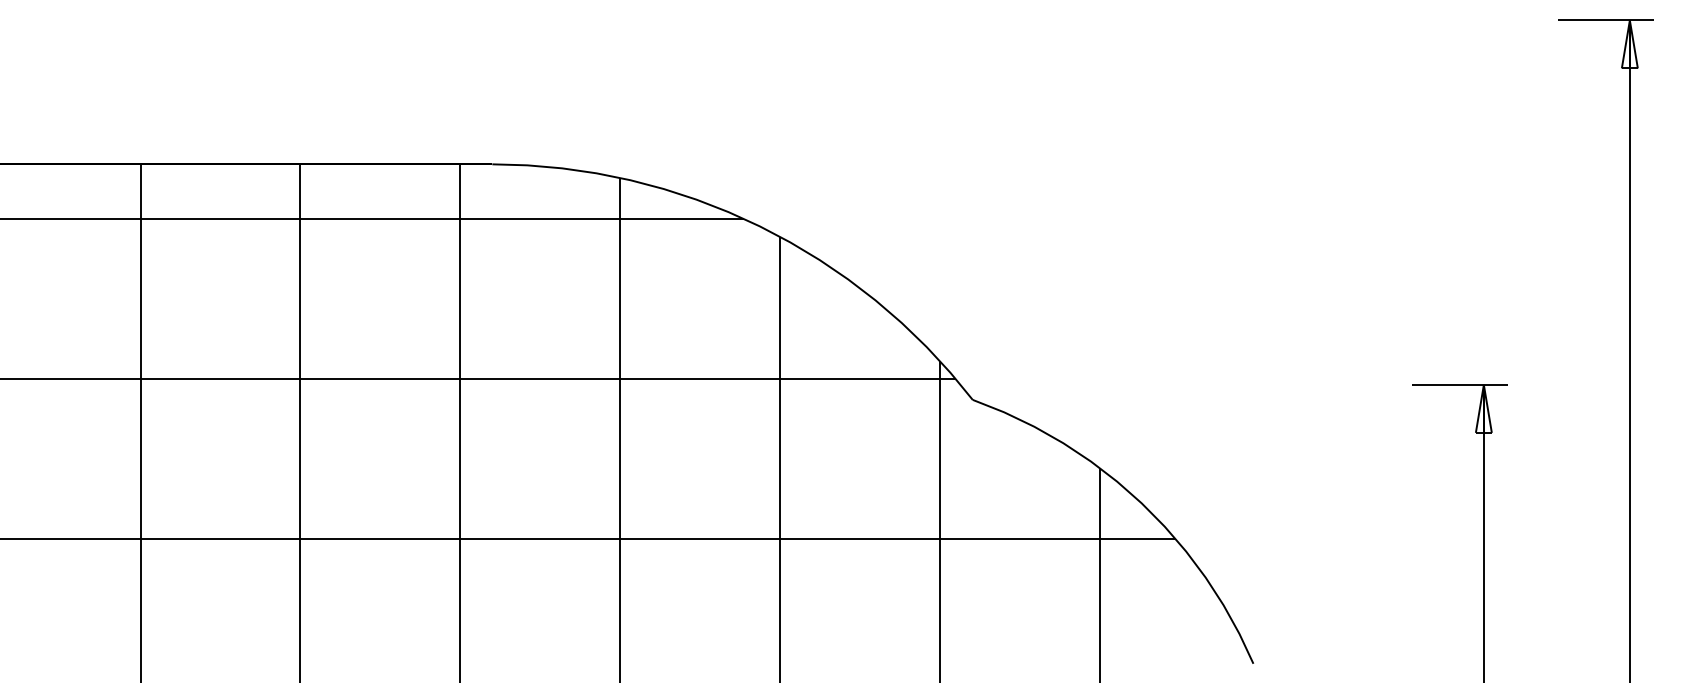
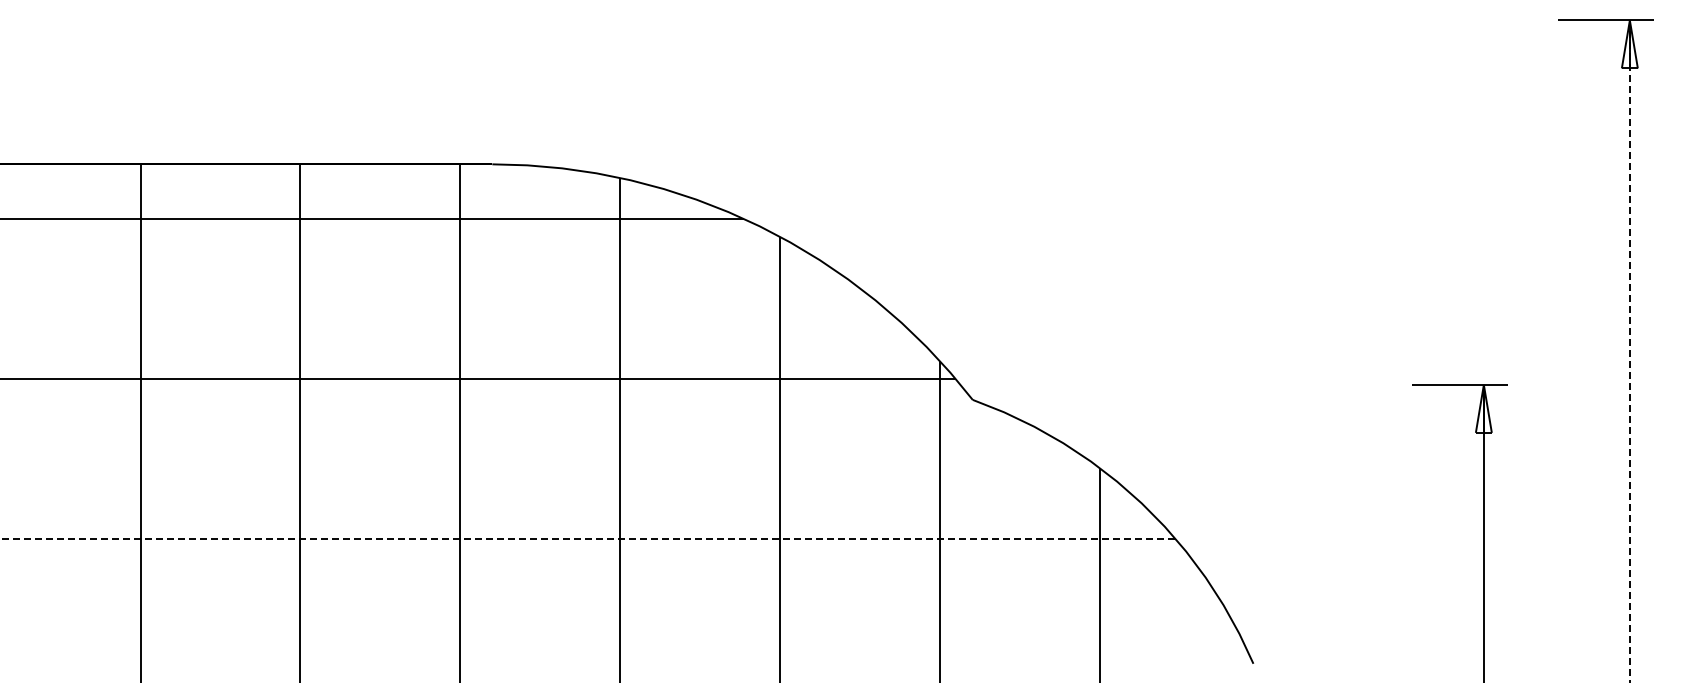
line: solid -> dashed (1629, 351)
line: solid -> dashed (587, 538)
